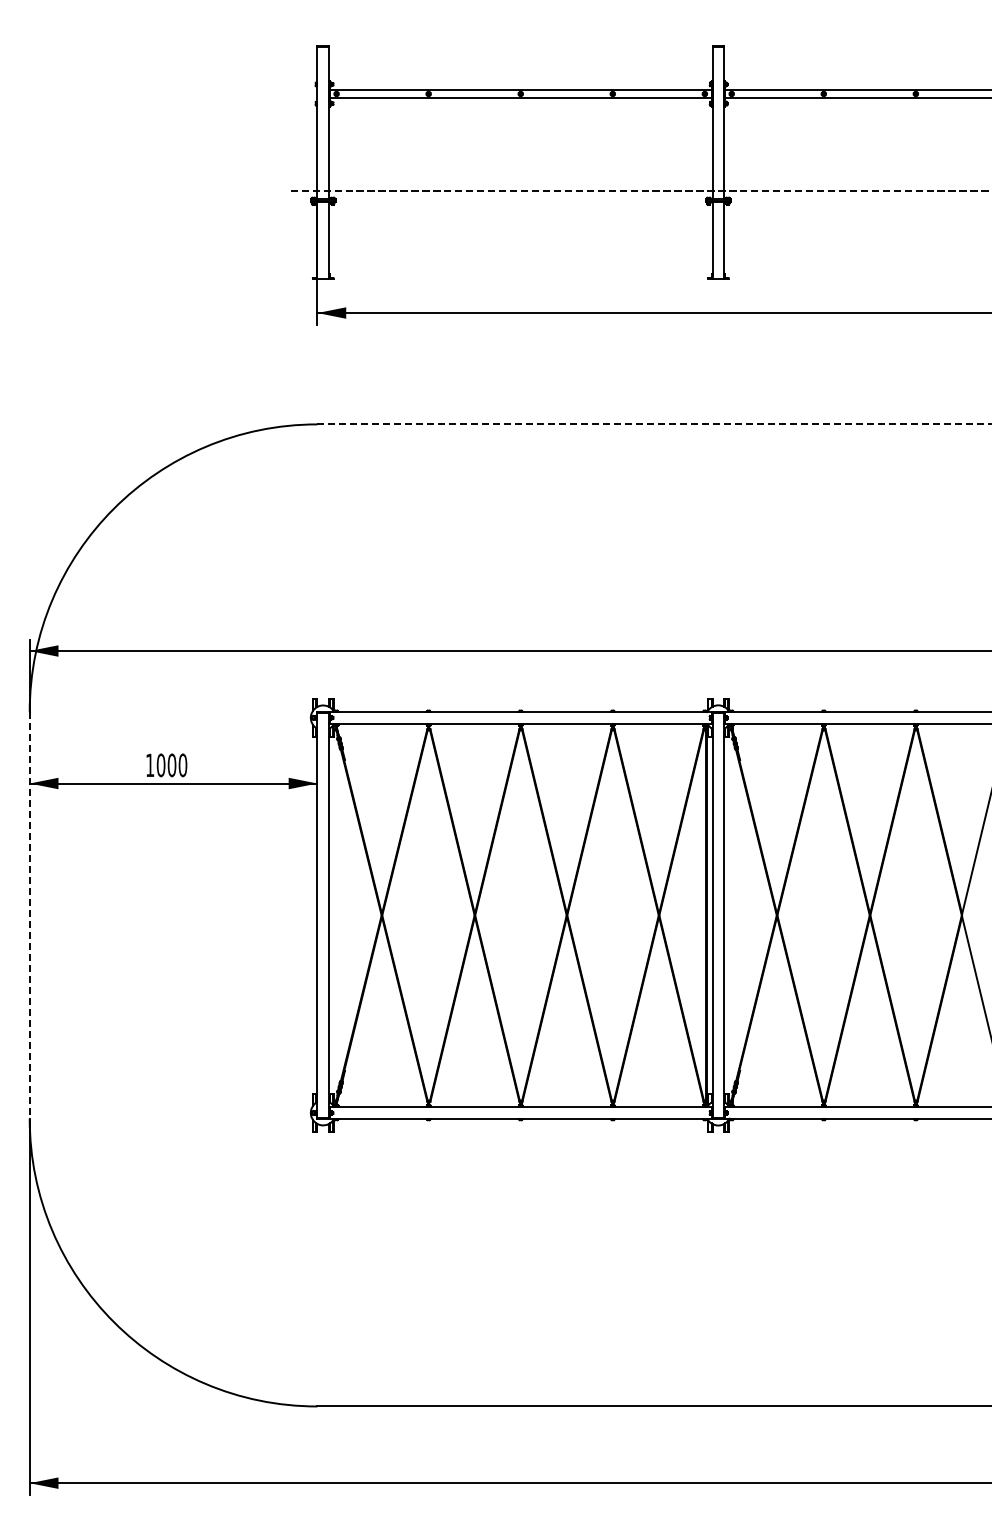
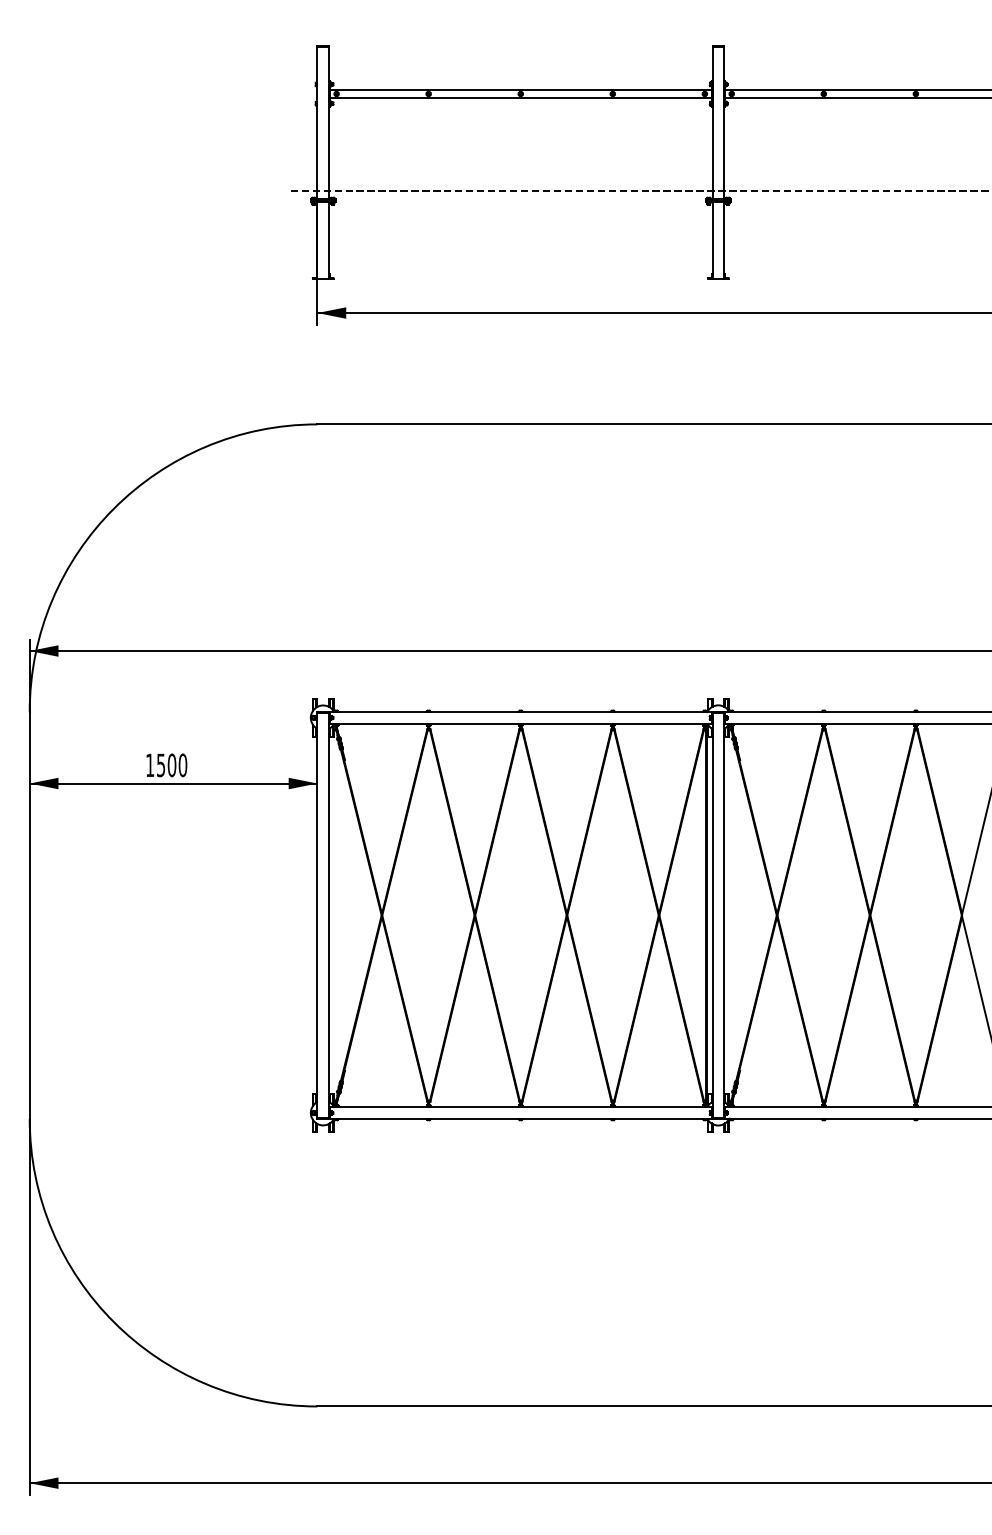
line: dashed -> solid (654, 424)
text: 1000 -> 1500 (160, 765)
line: dashed -> solid (29, 915)
